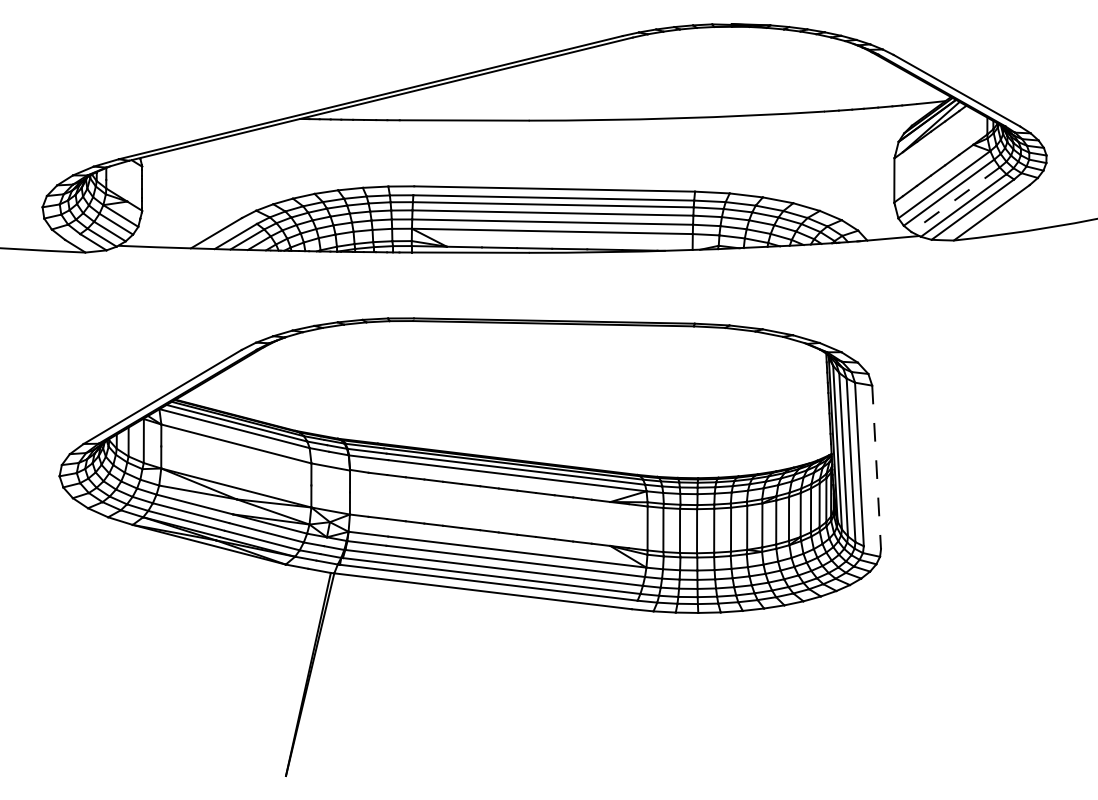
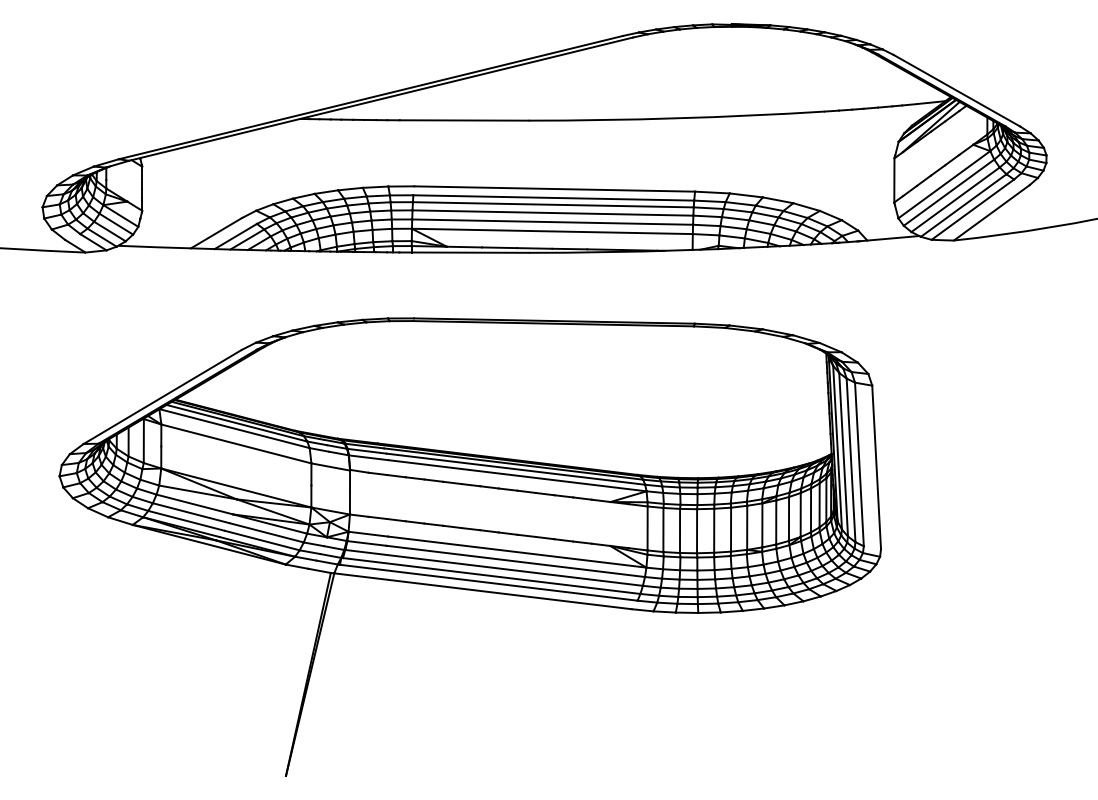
line: dashed -> solid (955, 199)
line: dashed -> solid (876, 467)
